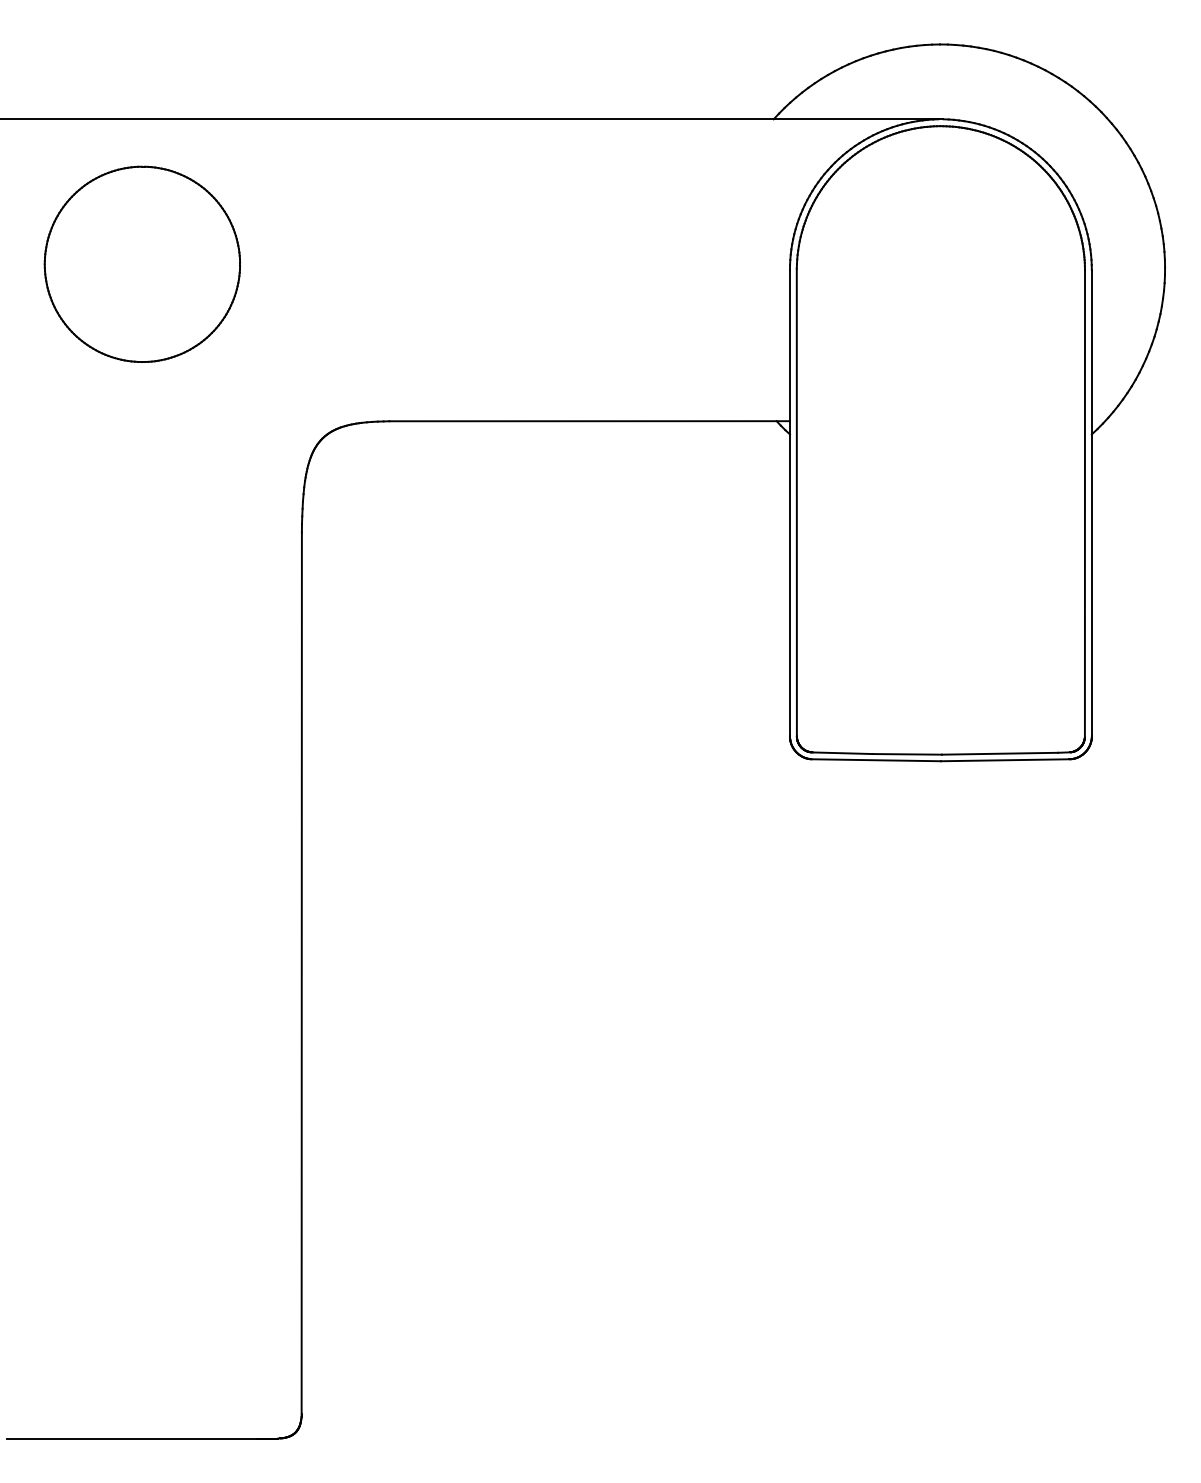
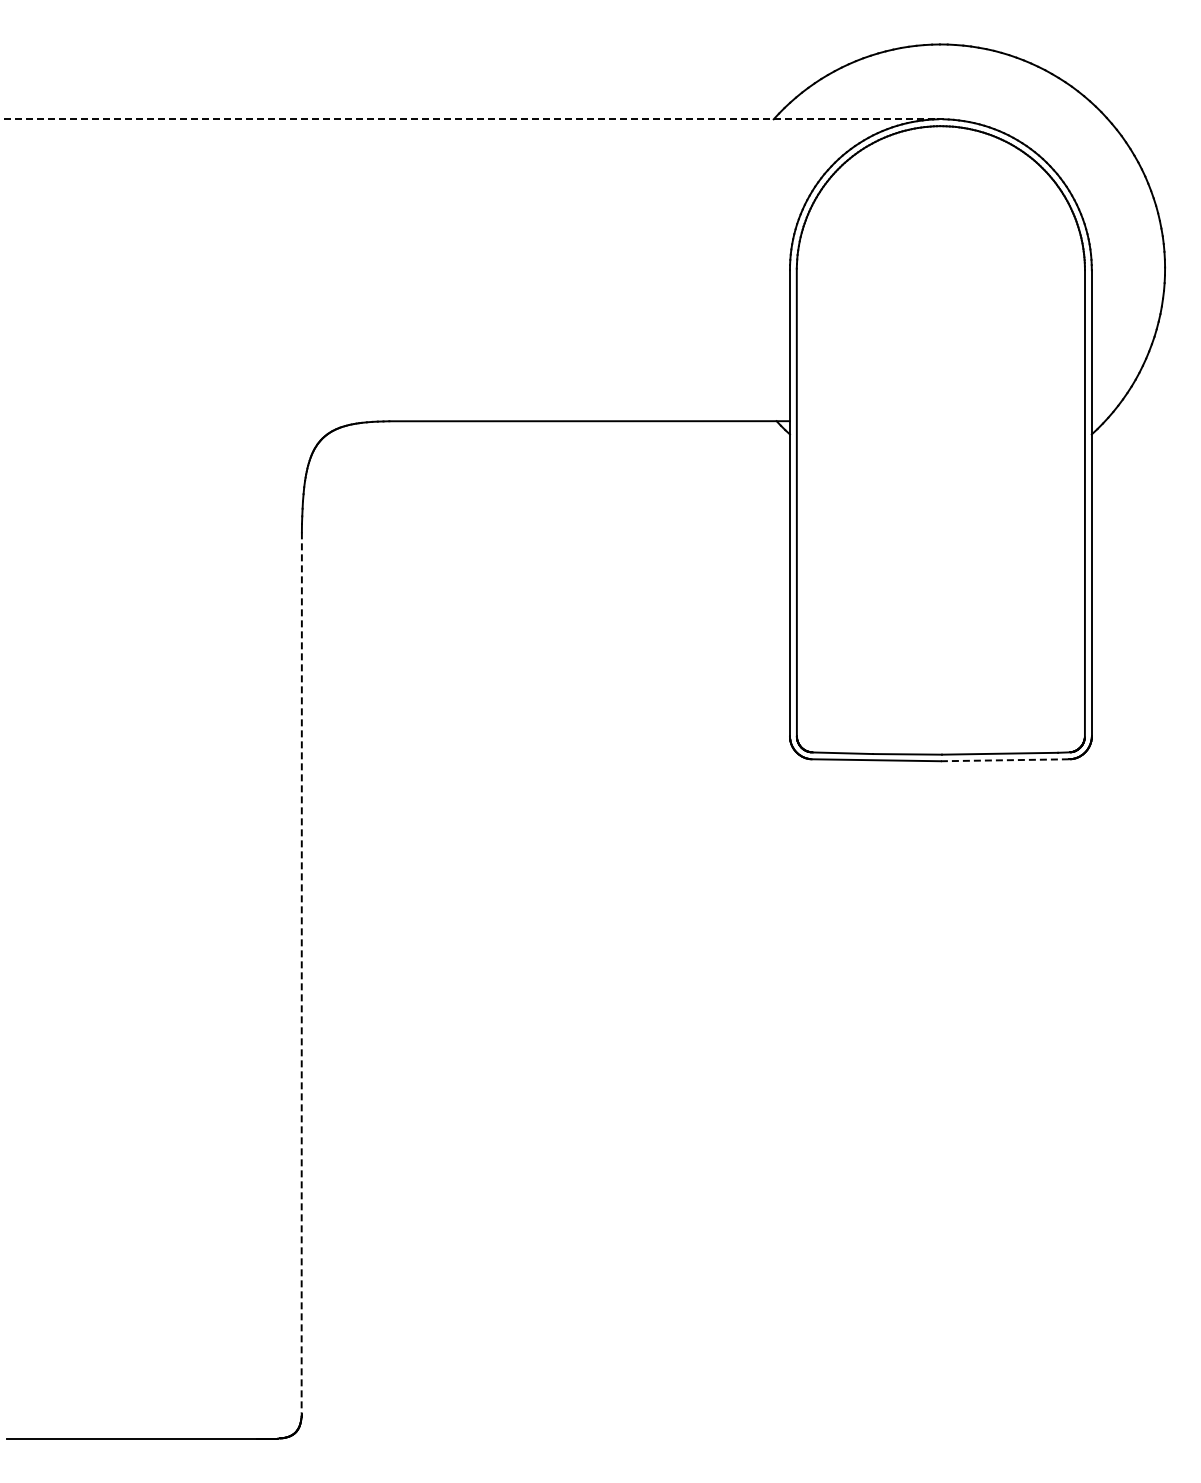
line: solid -> dashed (470, 119)
part: present -> none (141, 263)
line: solid -> dashed (1005, 760)
line: solid -> dashed (301, 973)
